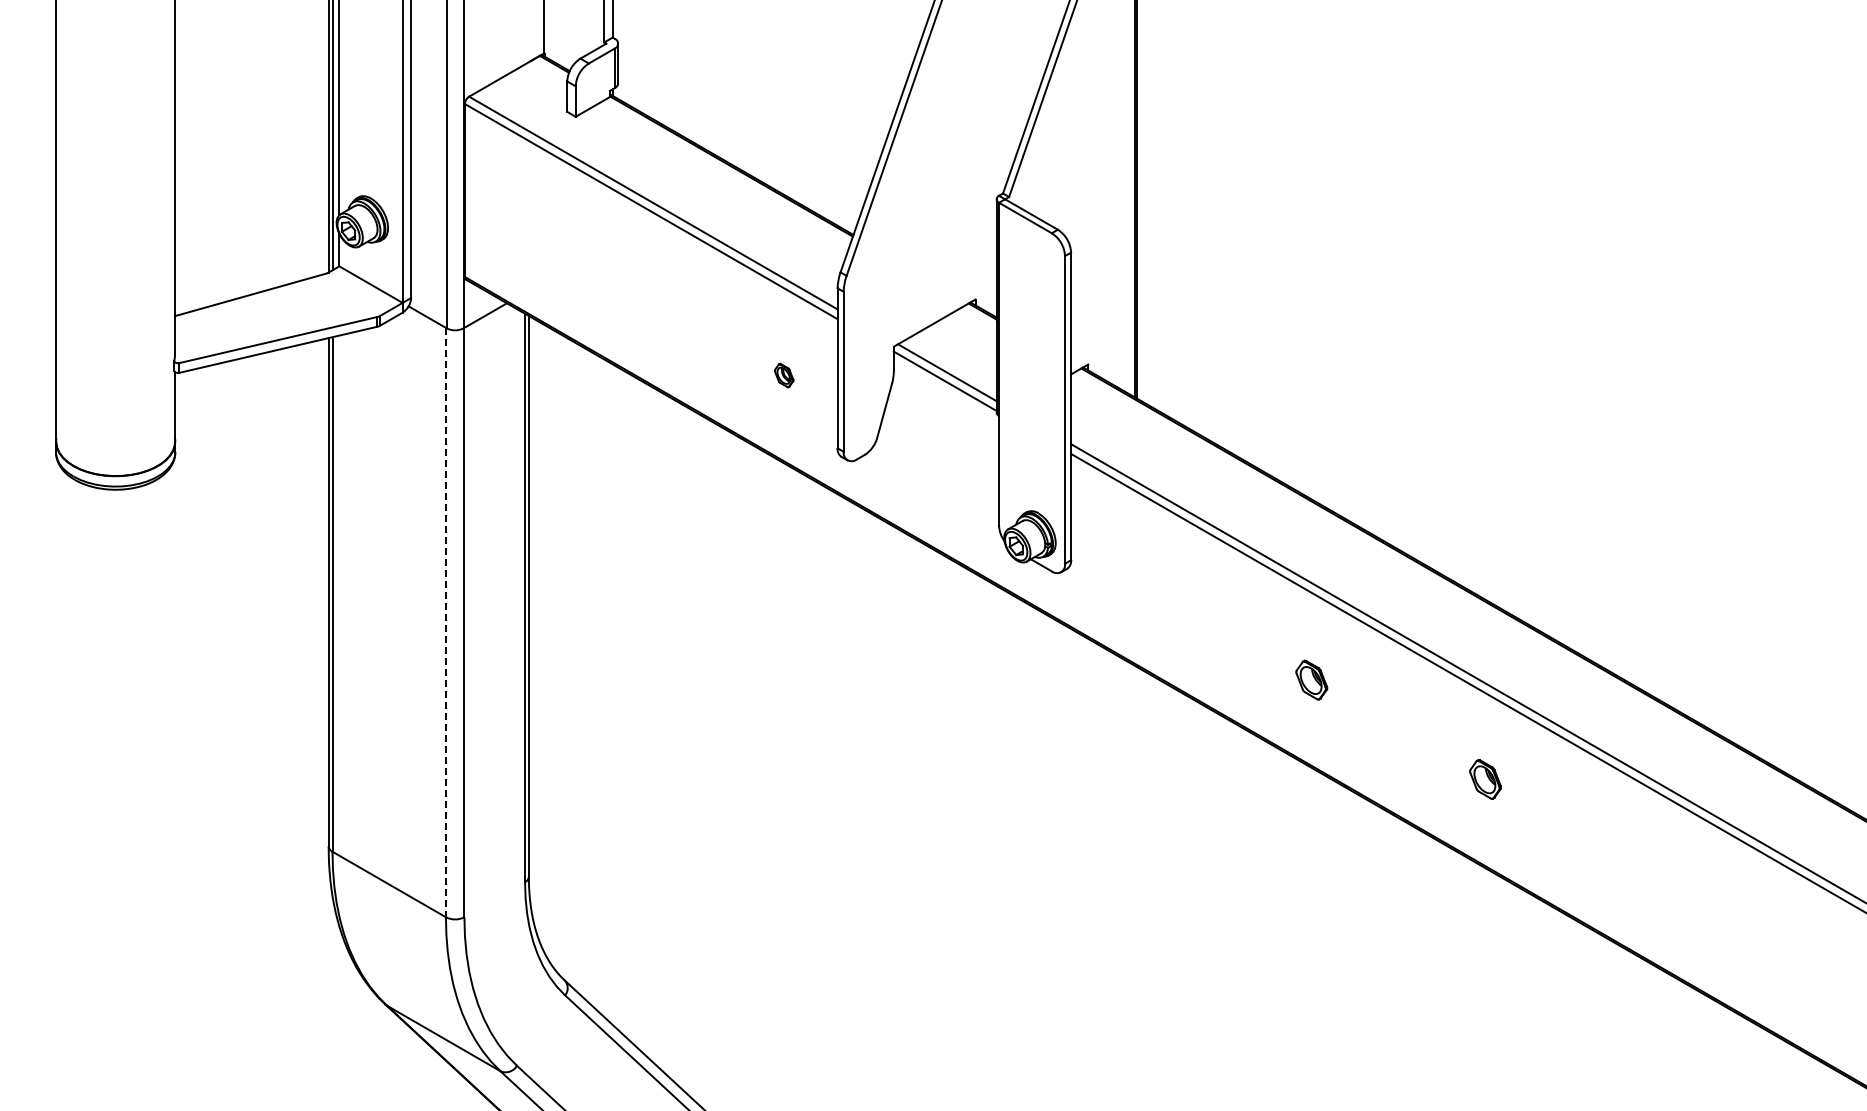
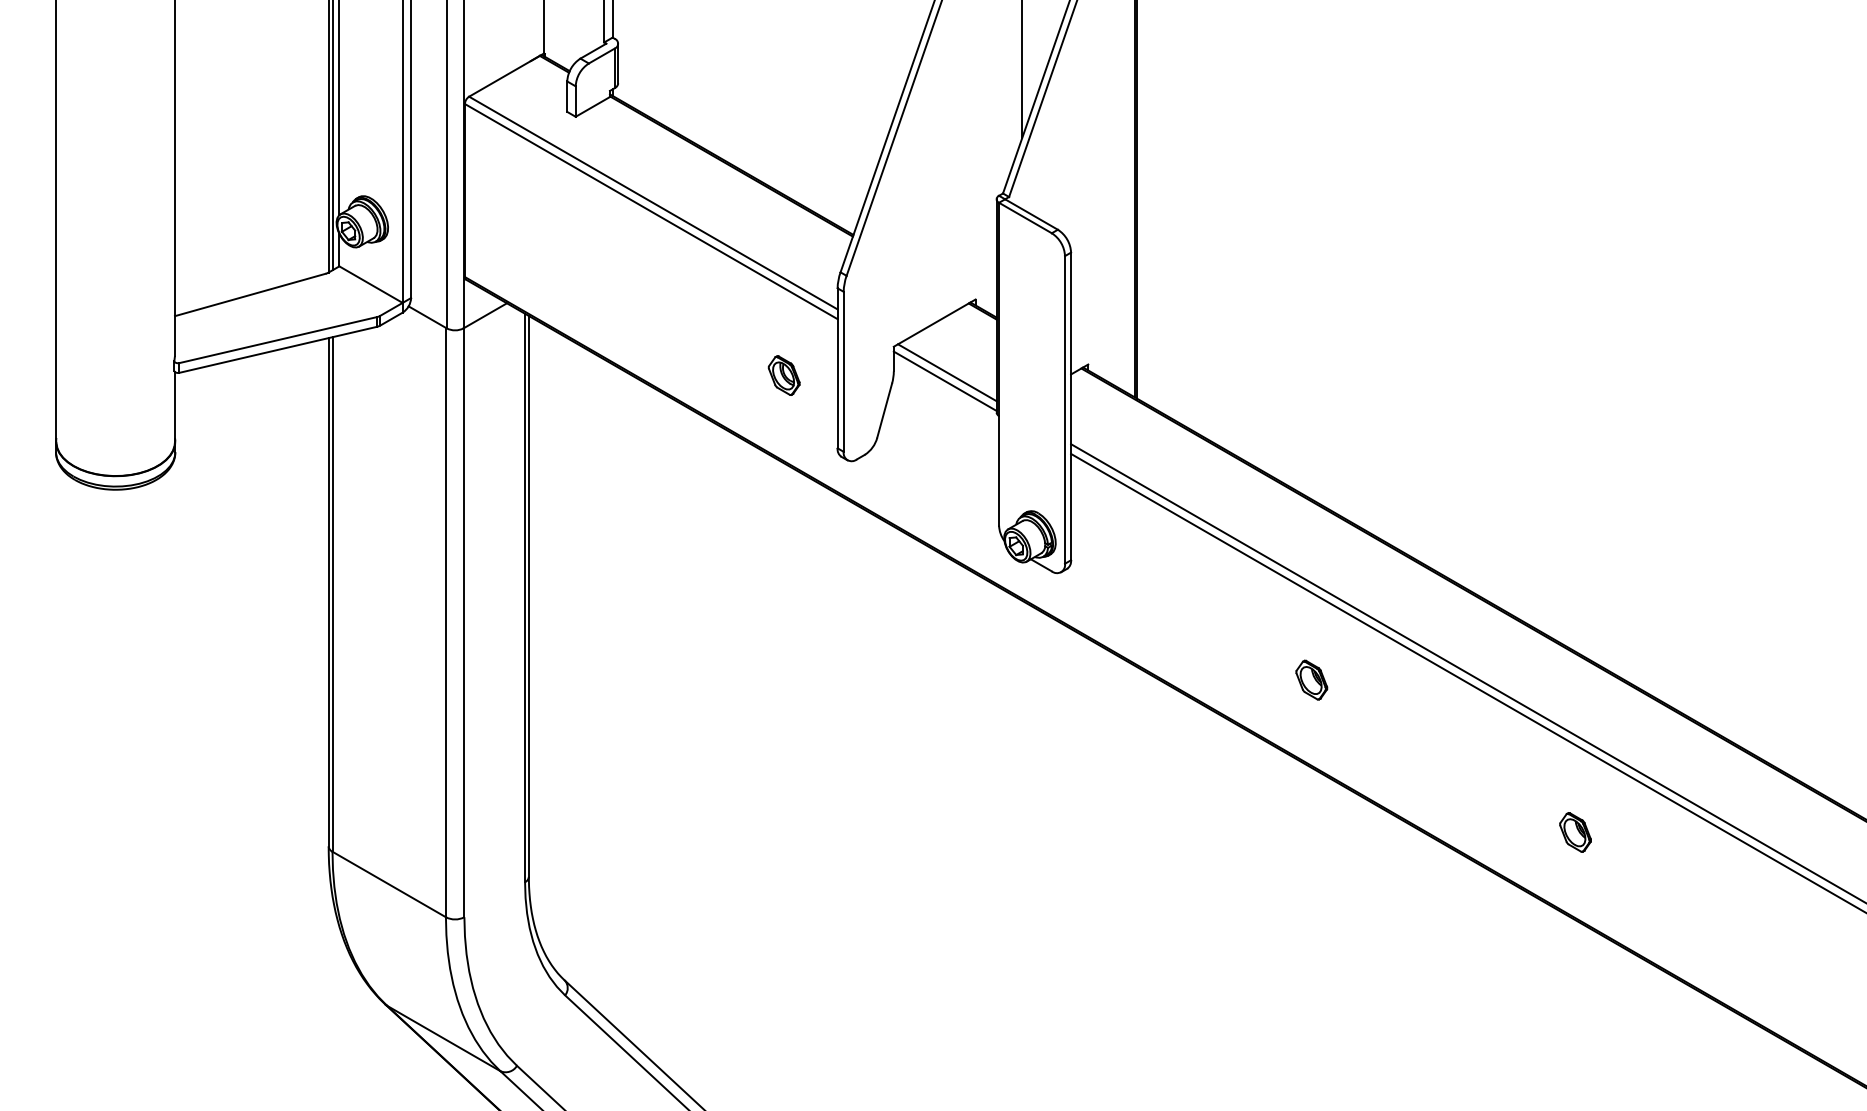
line: none -> present (1022, 69)
part size: 21x27 px -> 34x41 px (783, 375)
line: dashed -> solid (445, 622)
part position: (1485, 779) -> (1575, 832) (1575, 832)
